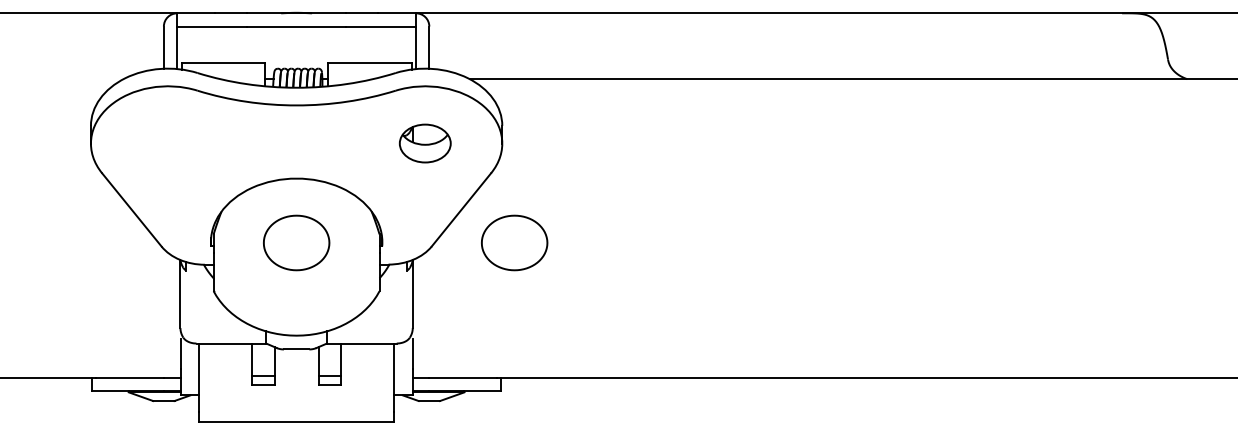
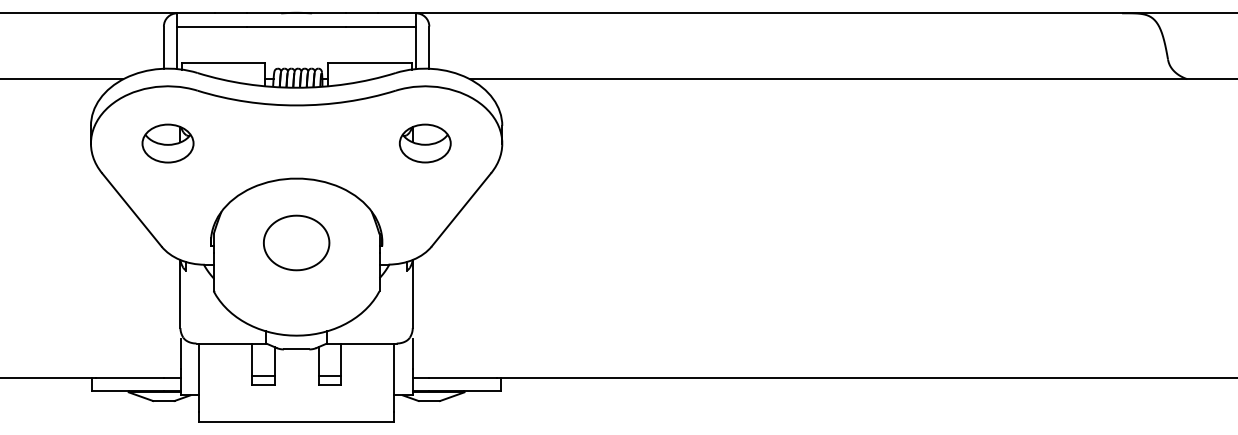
line: none -> present (62, 79)
part: none -> present (167, 143)
part: present -> none (514, 242)
